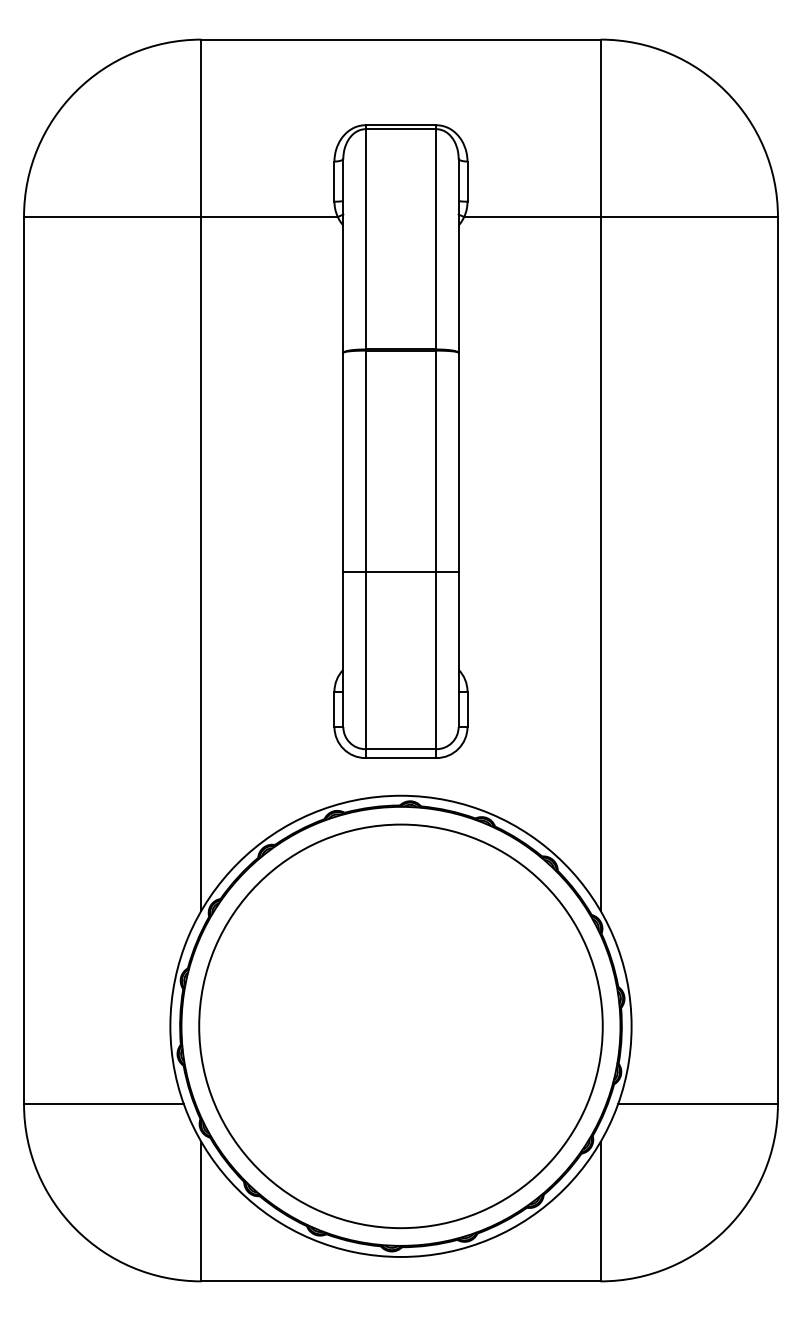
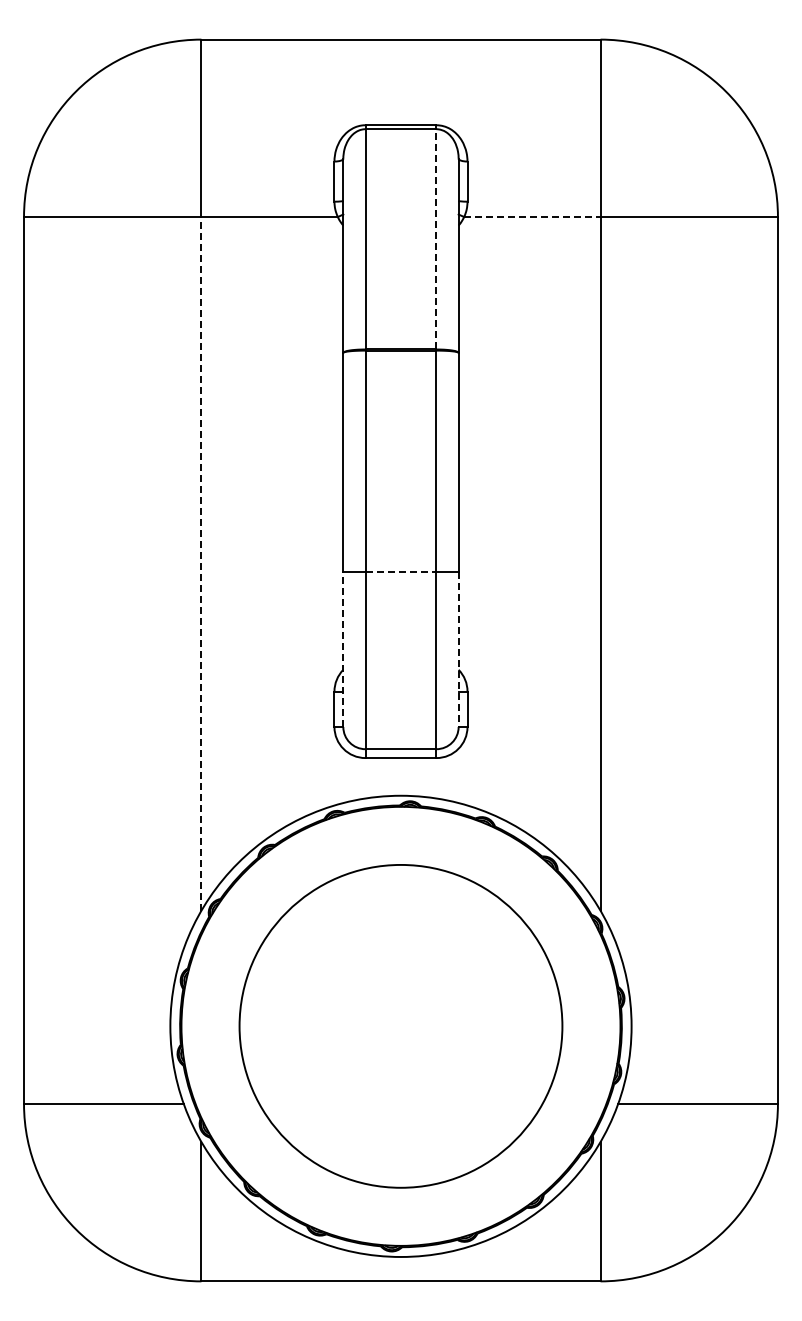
line: solid -> dashed (532, 217)
line: solid -> dashed (436, 238)
line: solid -> dashed (201, 563)
line: solid -> dashed (401, 571)
line: solid -> dashed (343, 649)
line: solid -> dashed (458, 649)
circle diameter: 404 px -> 323 px (400, 1025)
